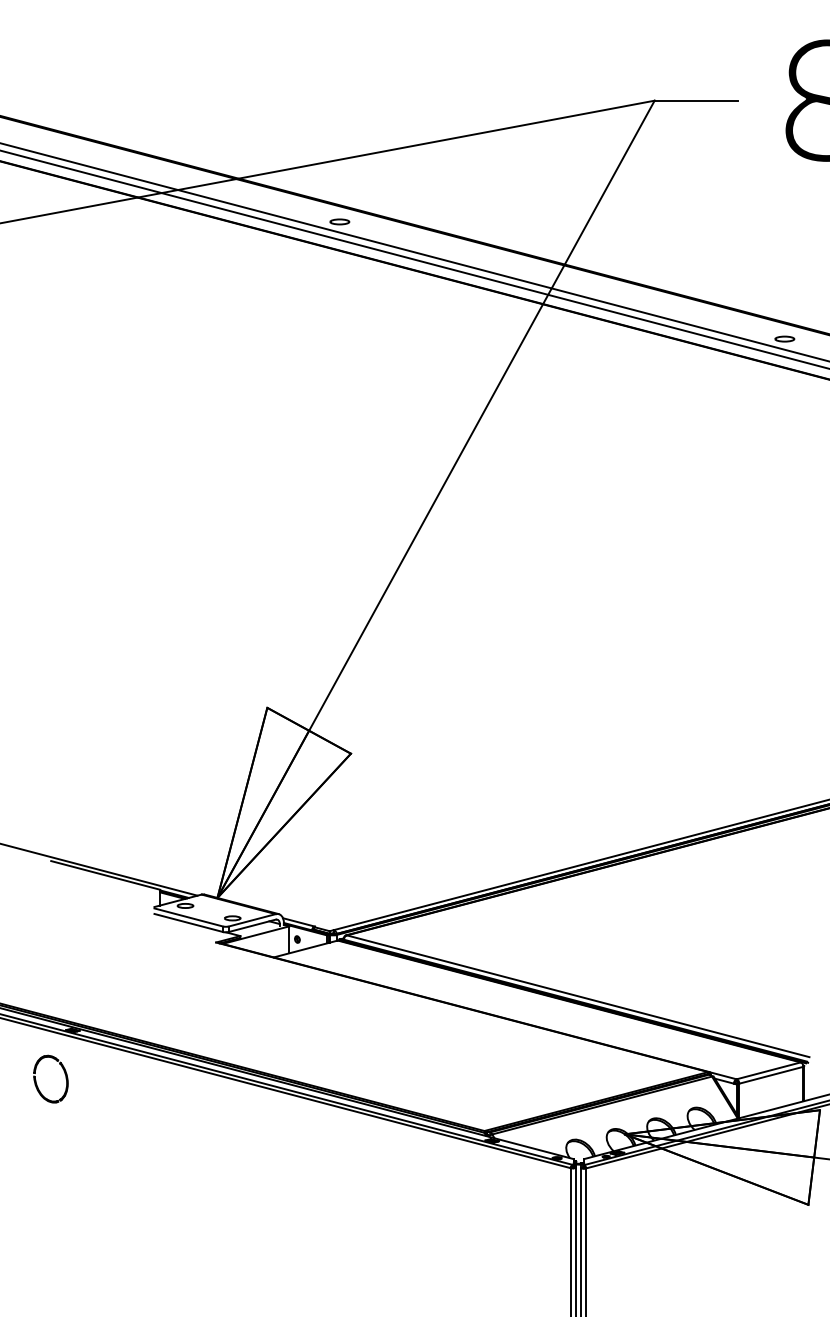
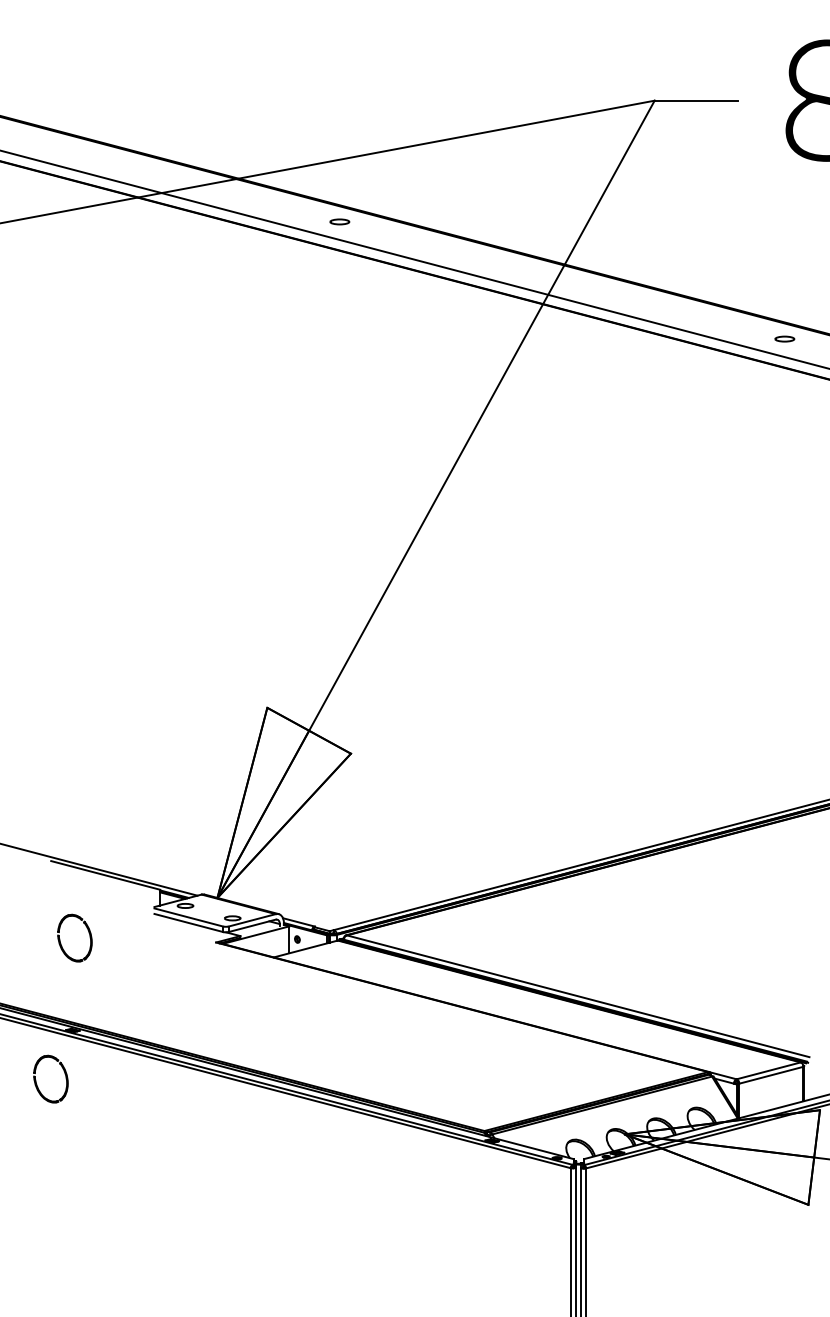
line: present -> none (414, 251)
part: none -> present (74, 937)
